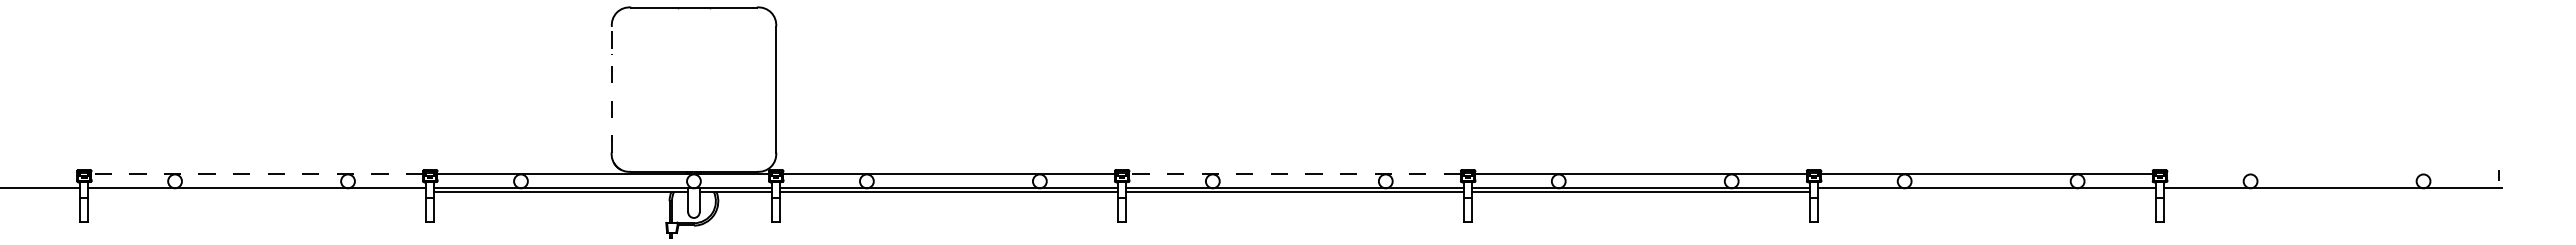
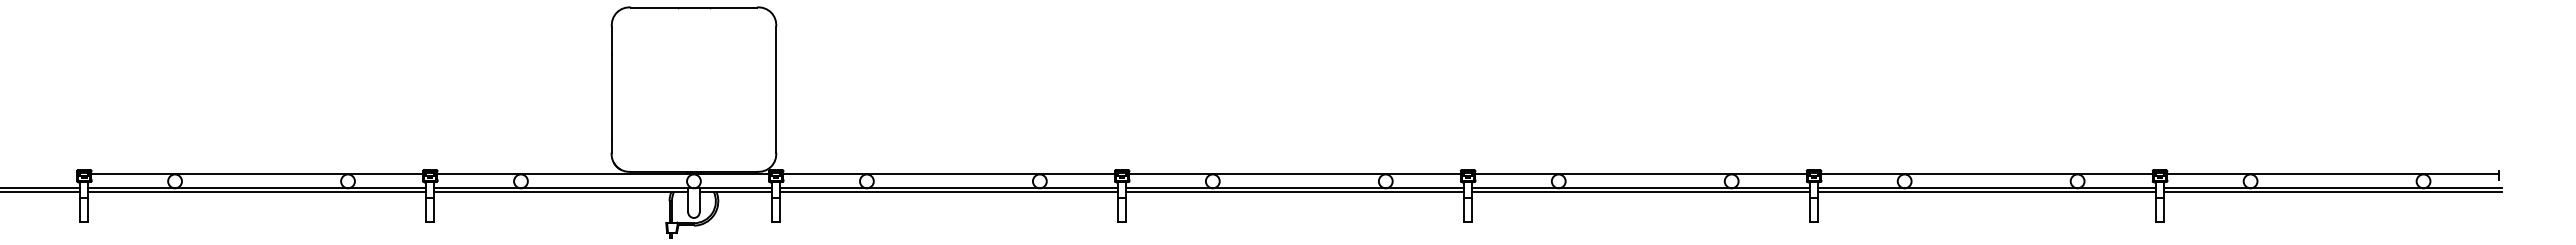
line: dashed -> solid (611, 89)
line: dashed -> solid (257, 174)
line: dashed -> solid (1295, 174)
line: none -> present (2332, 174)
line: none -> present (41, 191)
line: none -> present (257, 191)
line: none -> present (1986, 191)
line: none -> present (2332, 191)
